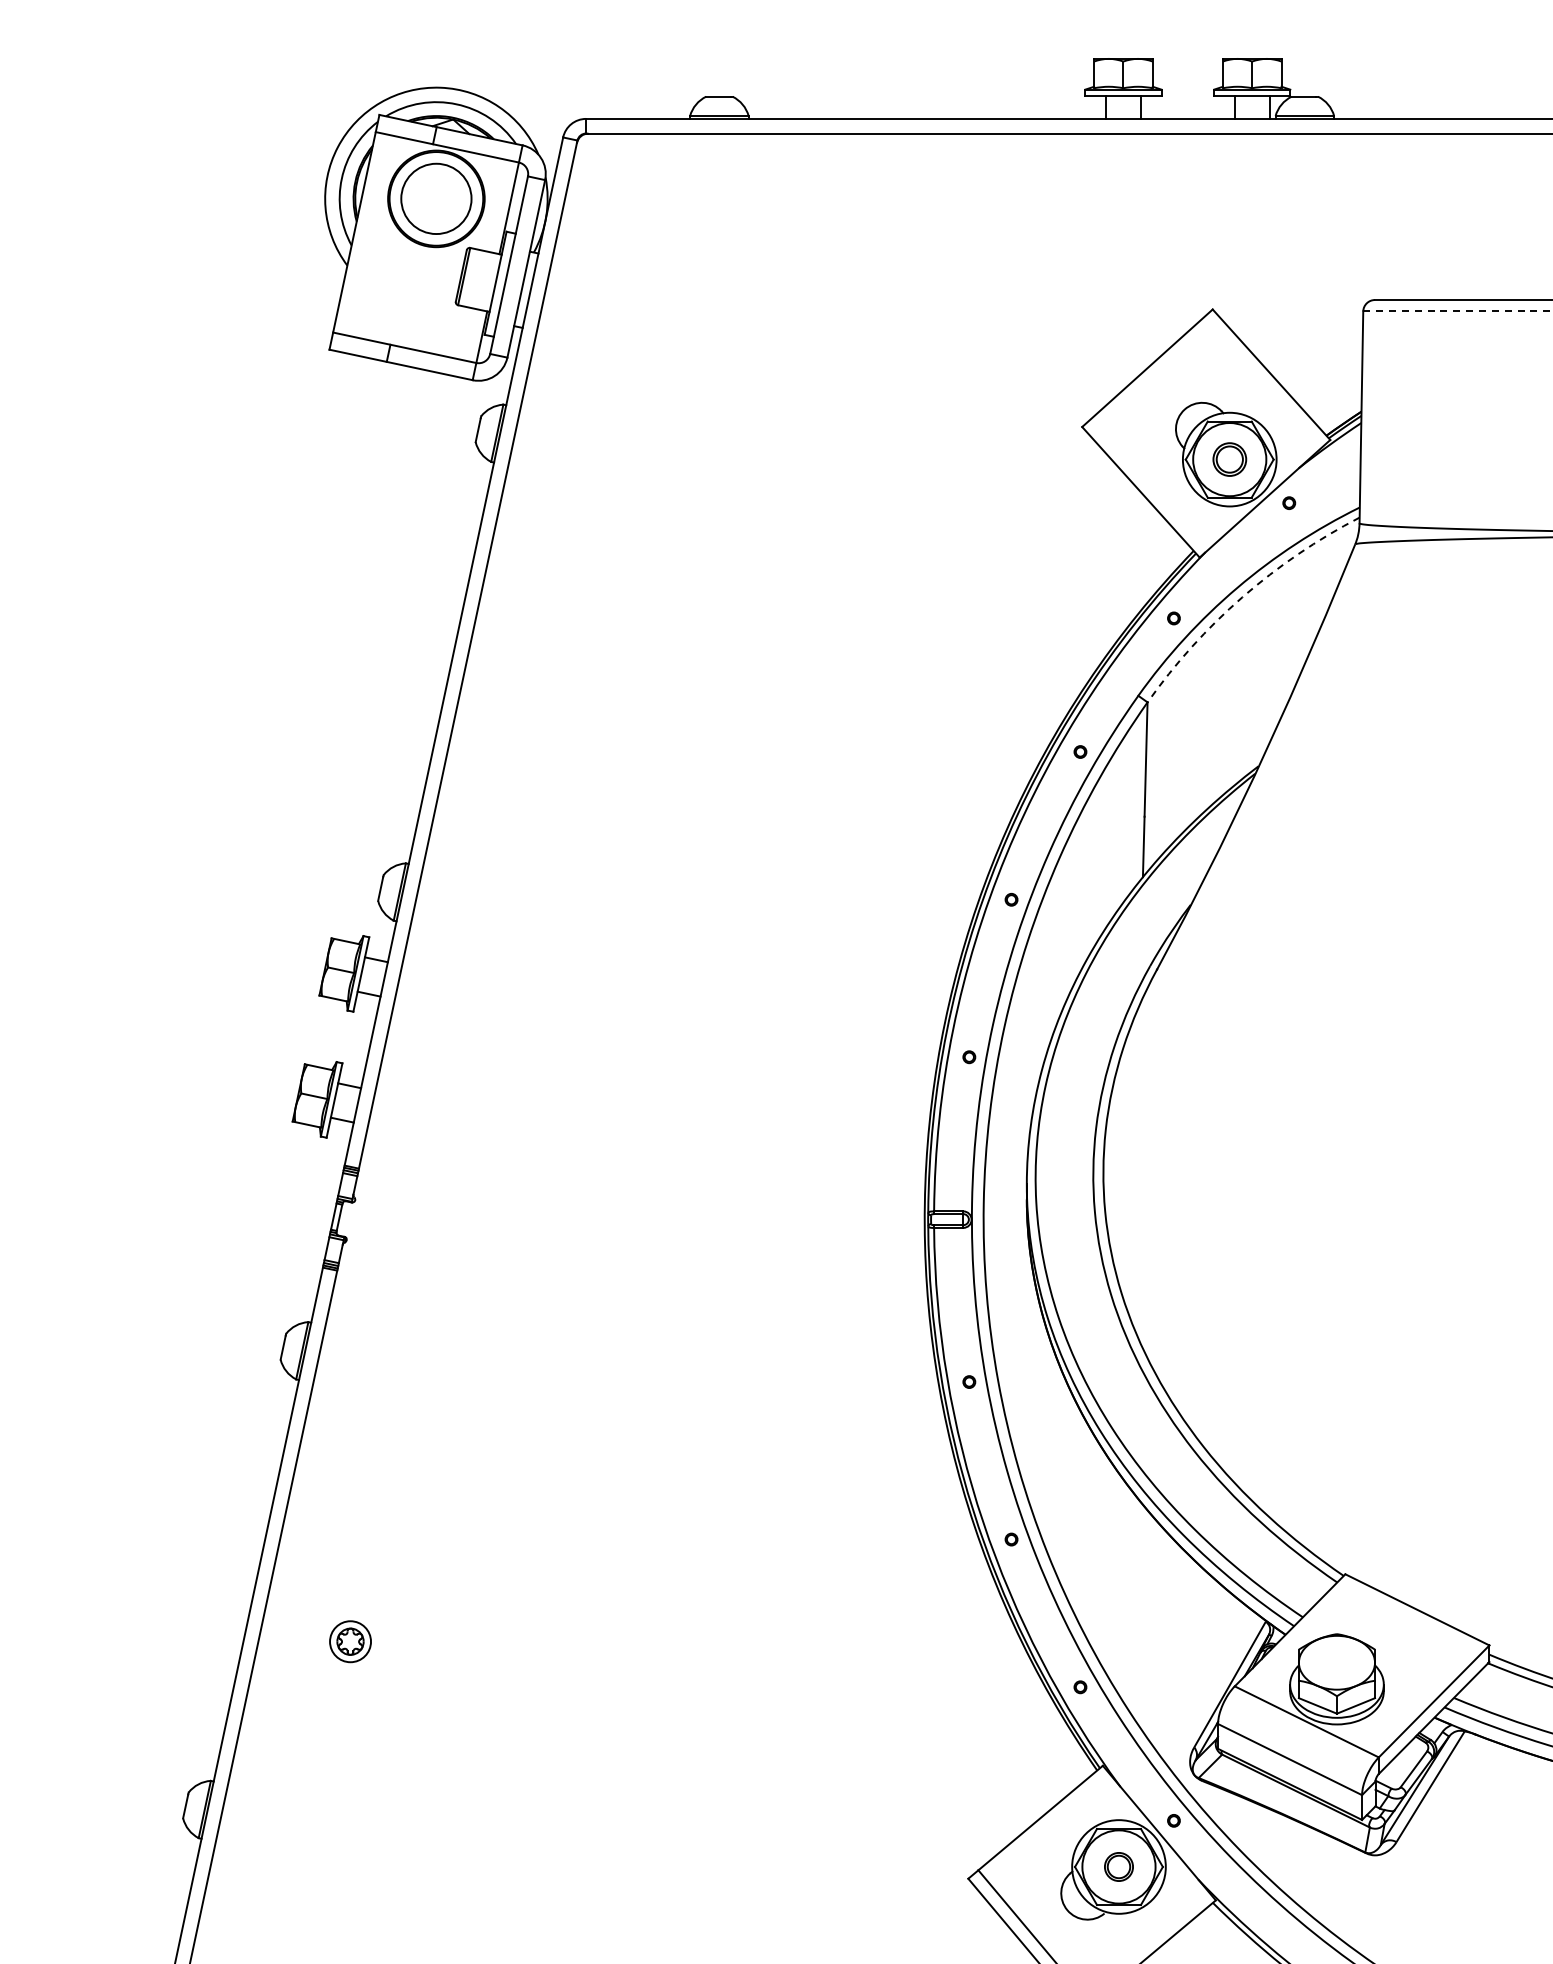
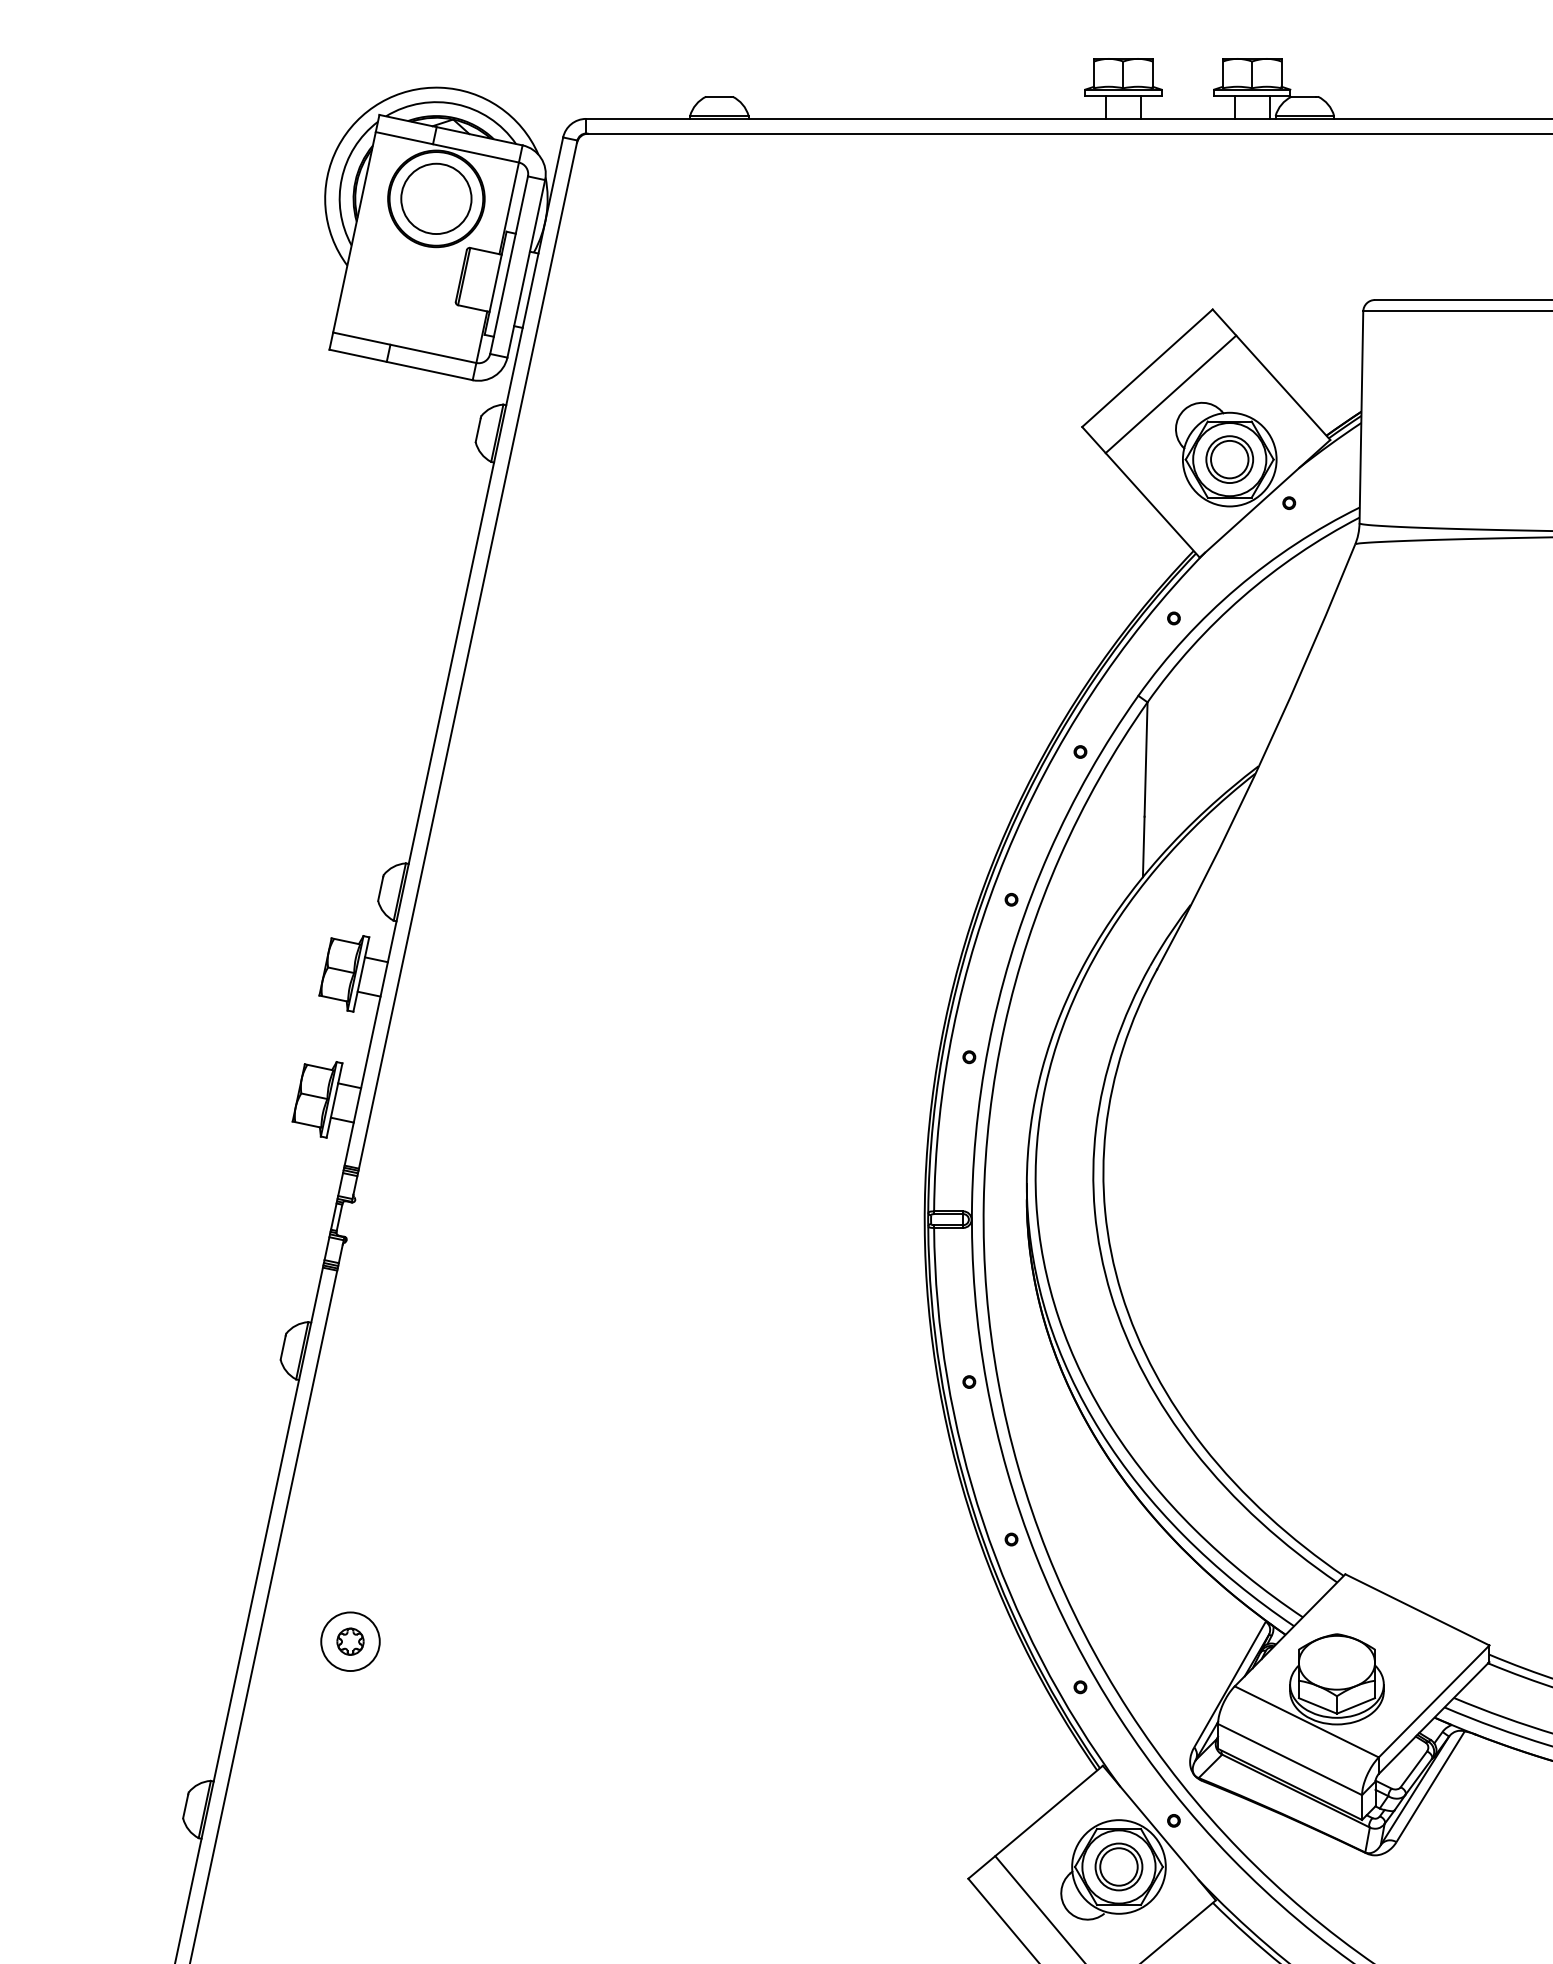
line: dashed -> solid (1458, 311)
line: none -> present (1170, 394)
part size: 36x35 px -> 50x49 px (1229, 459)
arc: dashed -> solid (1242, 597)
circle diameter: 41 px -> 59 px (350, 1641)
part size: 30x30 px -> 50x50 px (1118, 1866)
line position: (1016, 1915) -> (1039, 1908) (1039, 1908)
